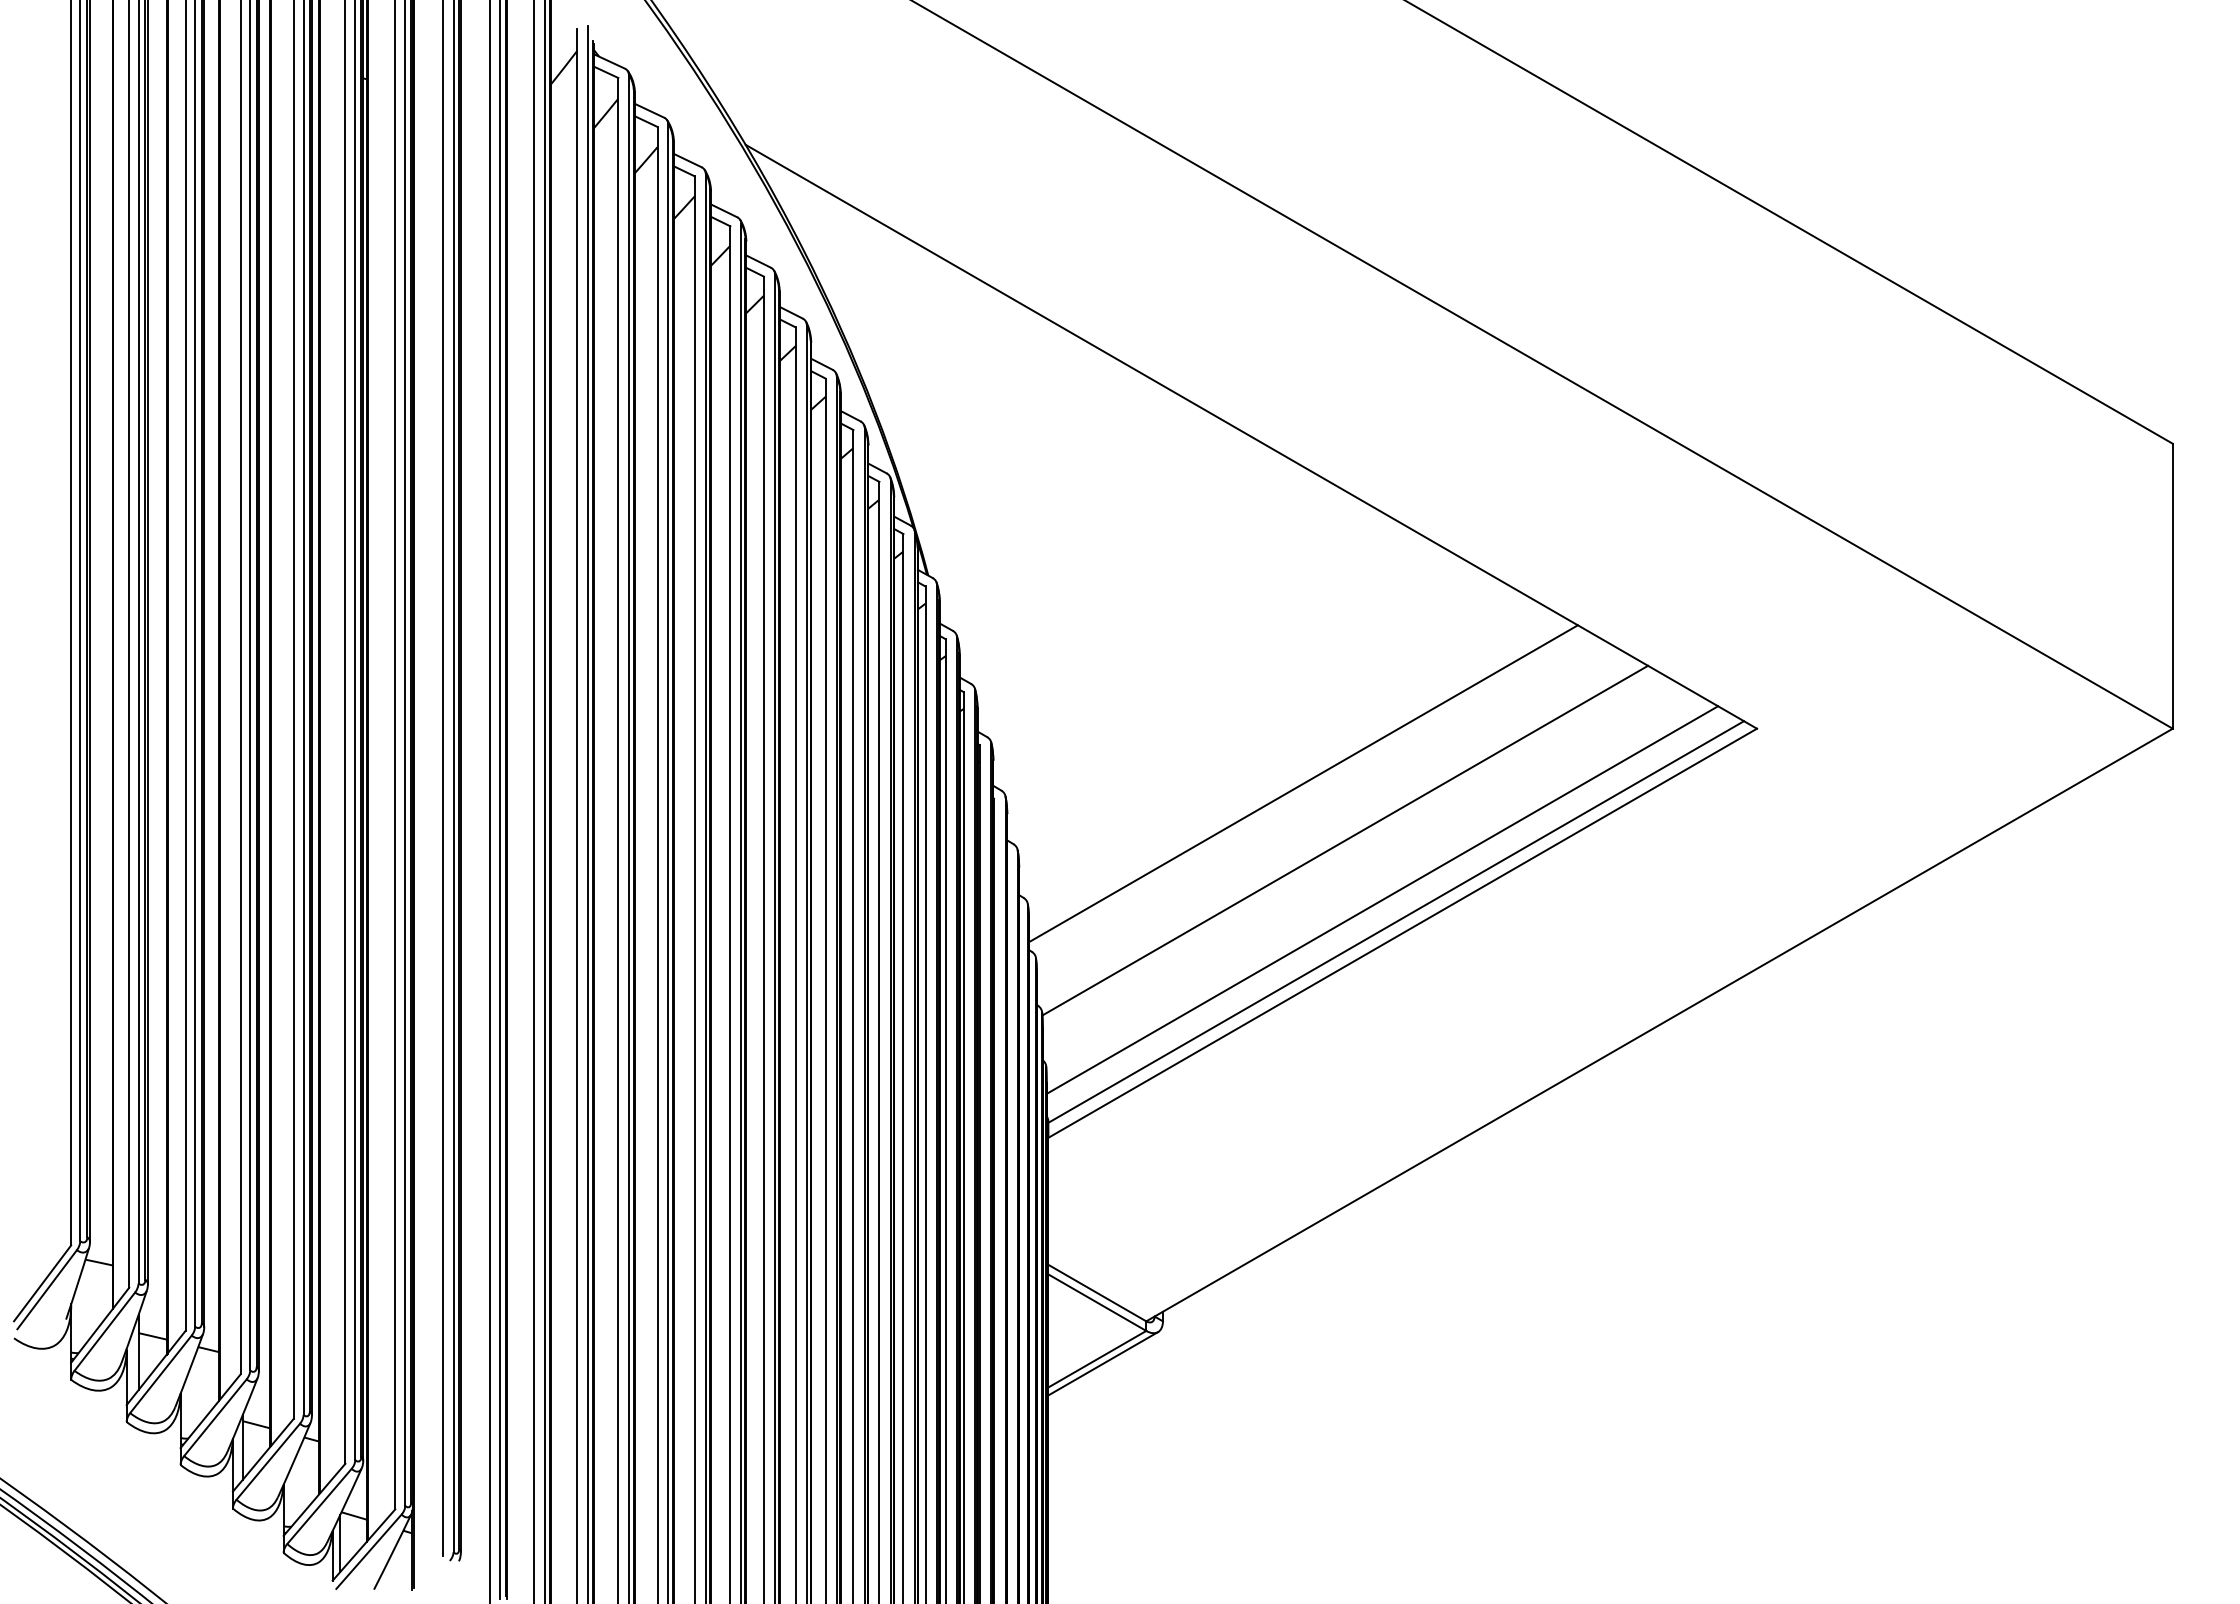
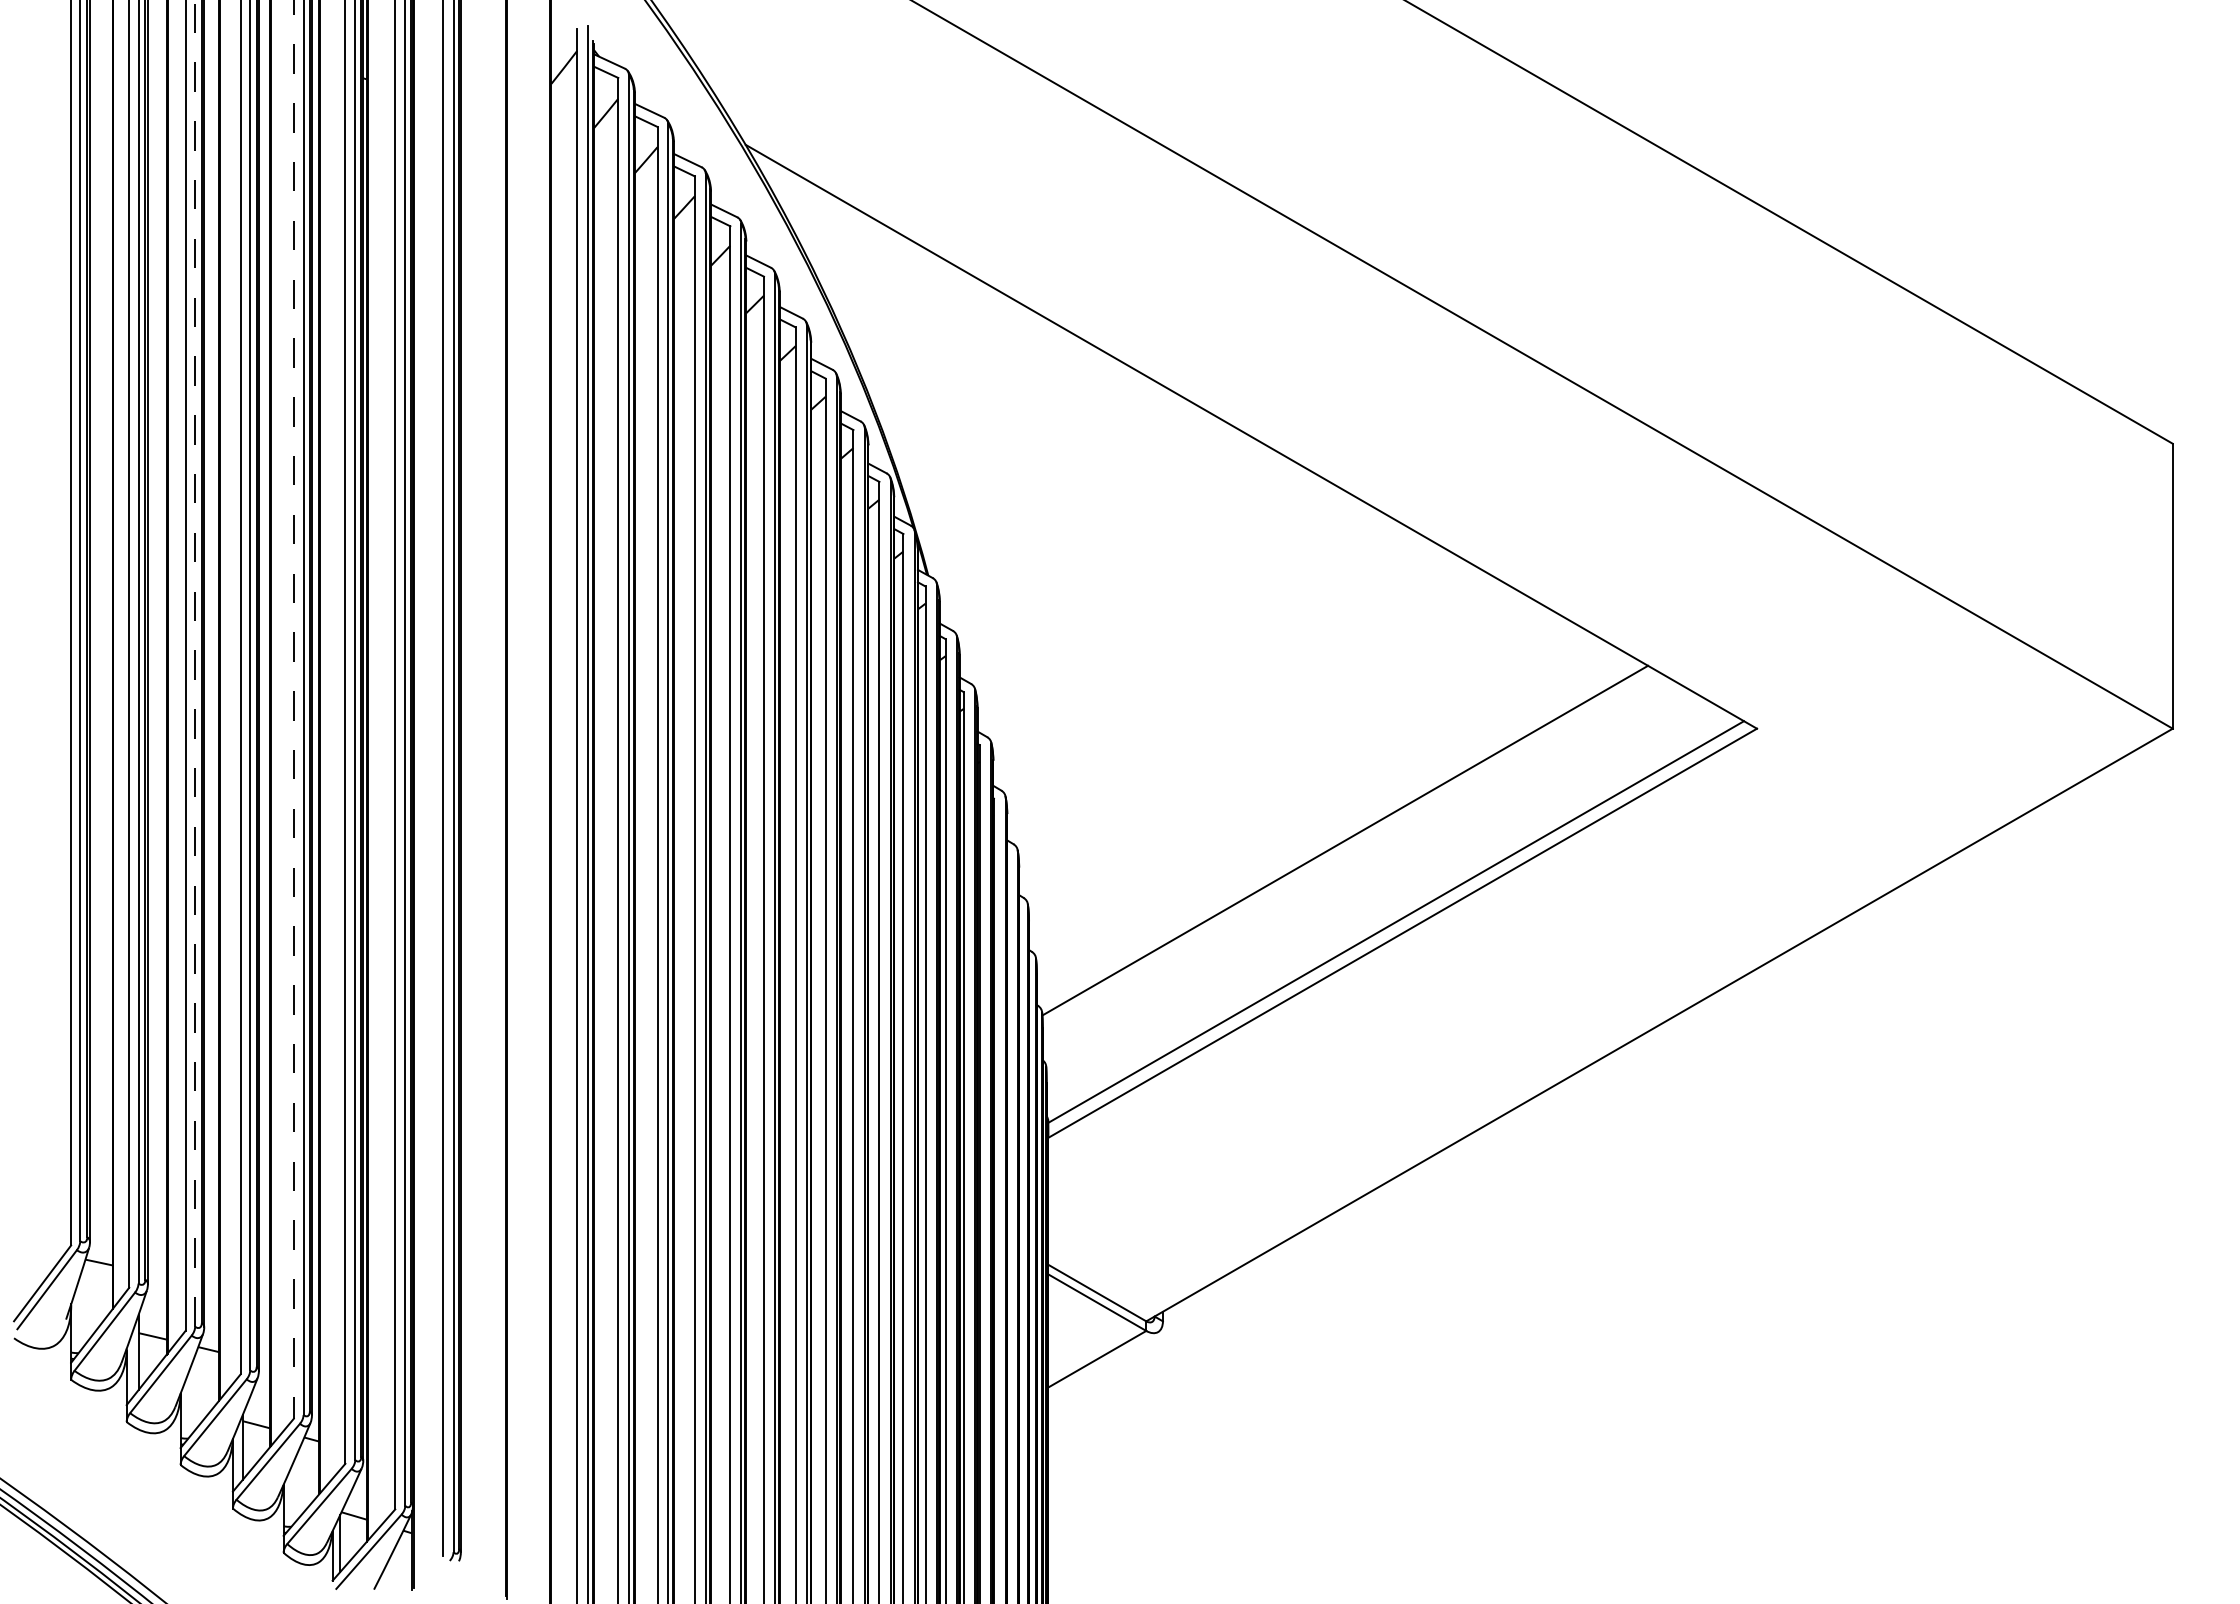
line: solid -> dashed (195, 662)
line: solid -> dashed (293, 710)
line: present -> none (1303, 783)
line: present -> none (500, 800)
line: present -> none (489, 801)
line: present -> none (534, 801)
line: present -> none (544, 801)
line: present -> none (1382, 899)
line: present -> none (1103, 1363)
